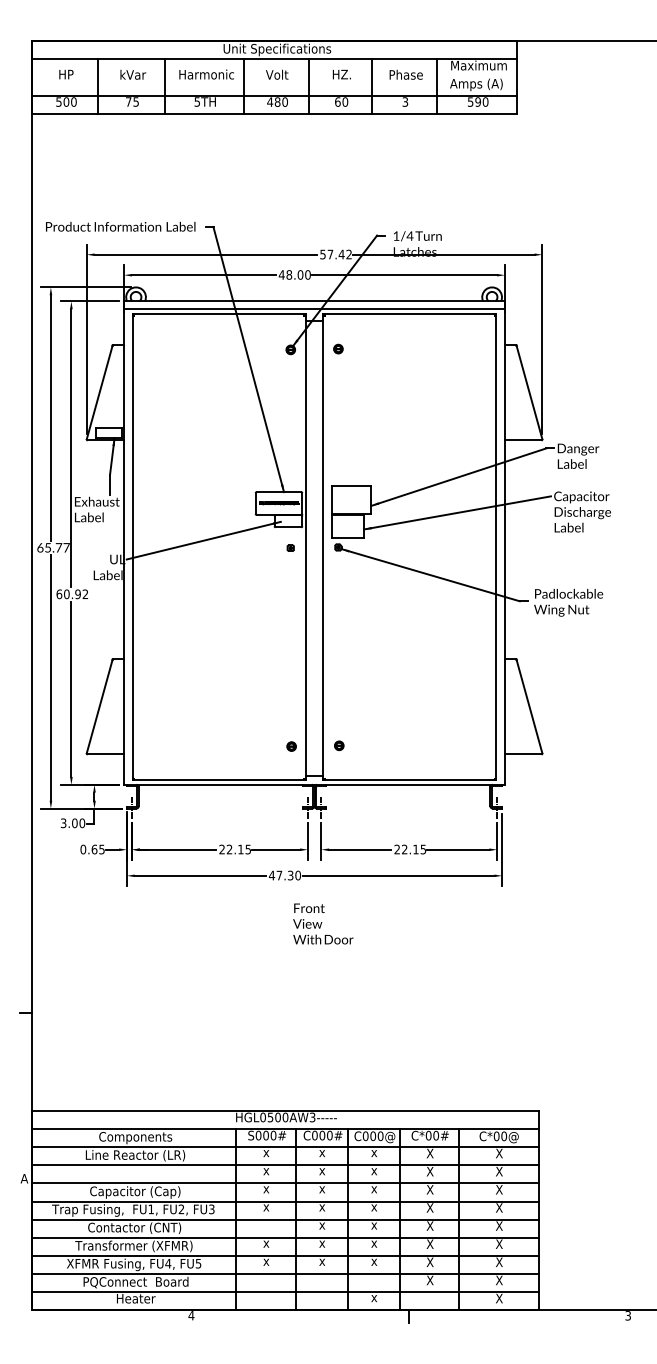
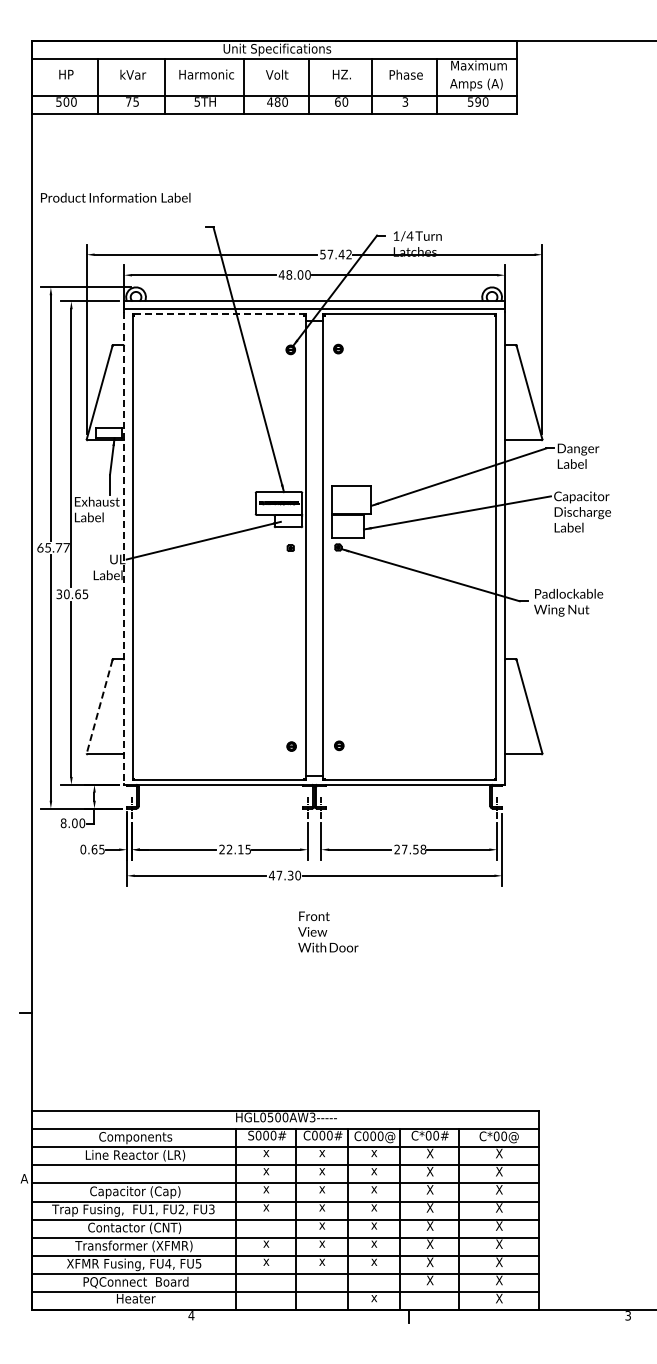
text position: (120, 226) -> (115, 197) (115, 197)
line: solid -> dashed (219, 314)
line: solid -> dashed (124, 548)
text: 60.92 -> 30.65 (72, 594)
line: solid -> dashed (99, 707)
text: 3.00 -> 8.00 (63, 823)
text: 22.15 -> 27.58 (414, 849)
text position: (323, 923) -> (328, 931) (328, 931)
